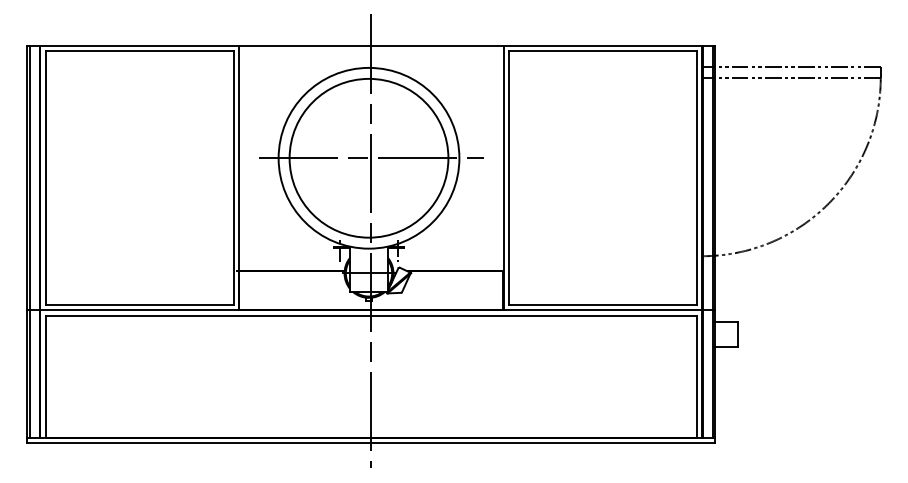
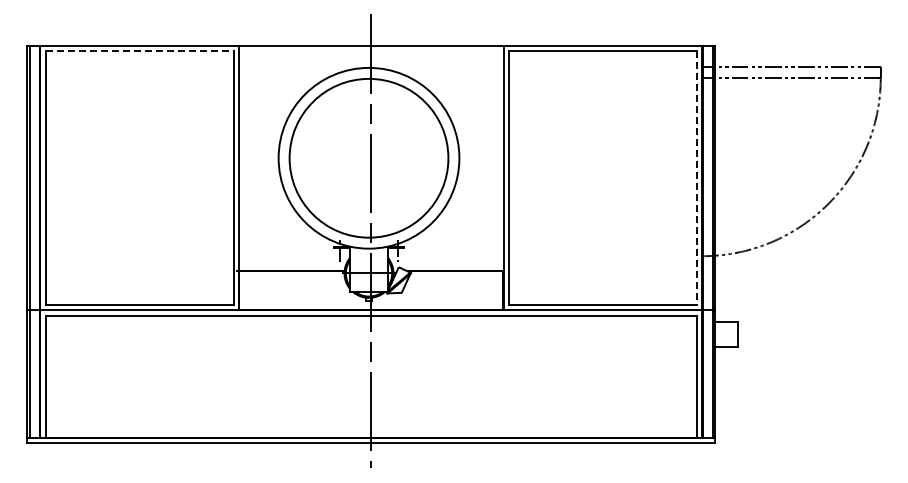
line: solid -> dashed (139, 51)
line: present -> none (371, 158)
line: solid -> dashed (696, 178)
